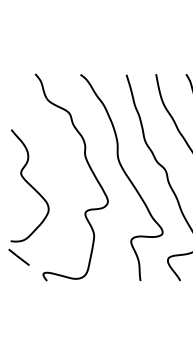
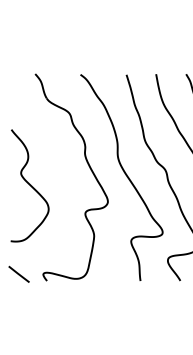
line position: (18, 256) -> (18, 273) (18, 273)
